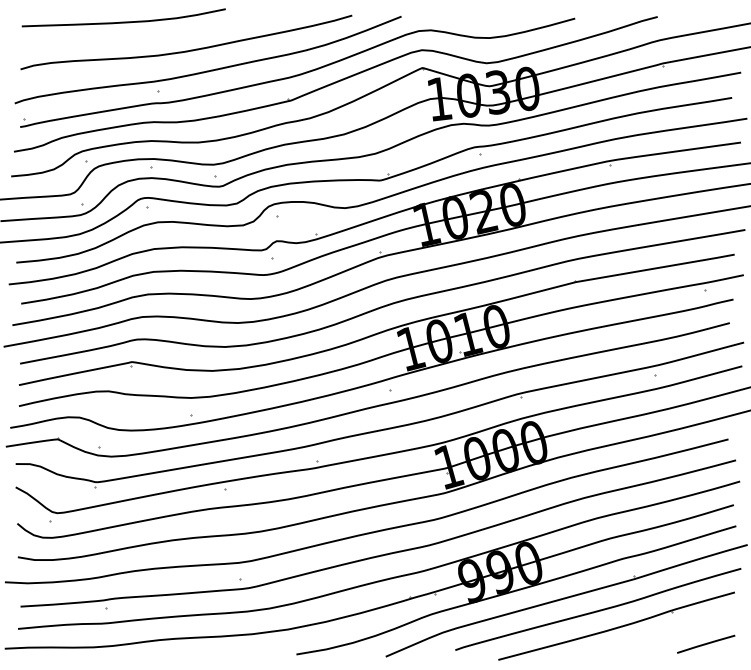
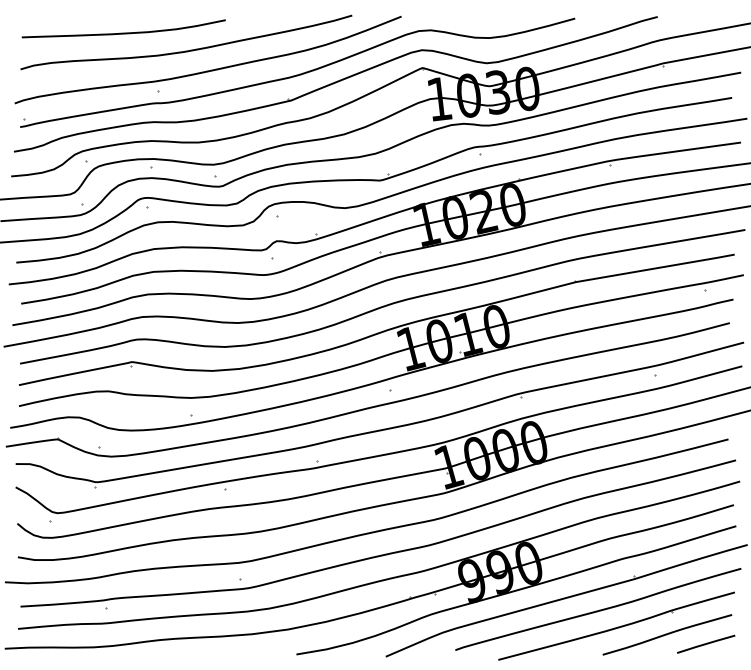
curve position: (123, 21) -> (123, 32) (123, 32)
curve: none -> present (667, 634)
